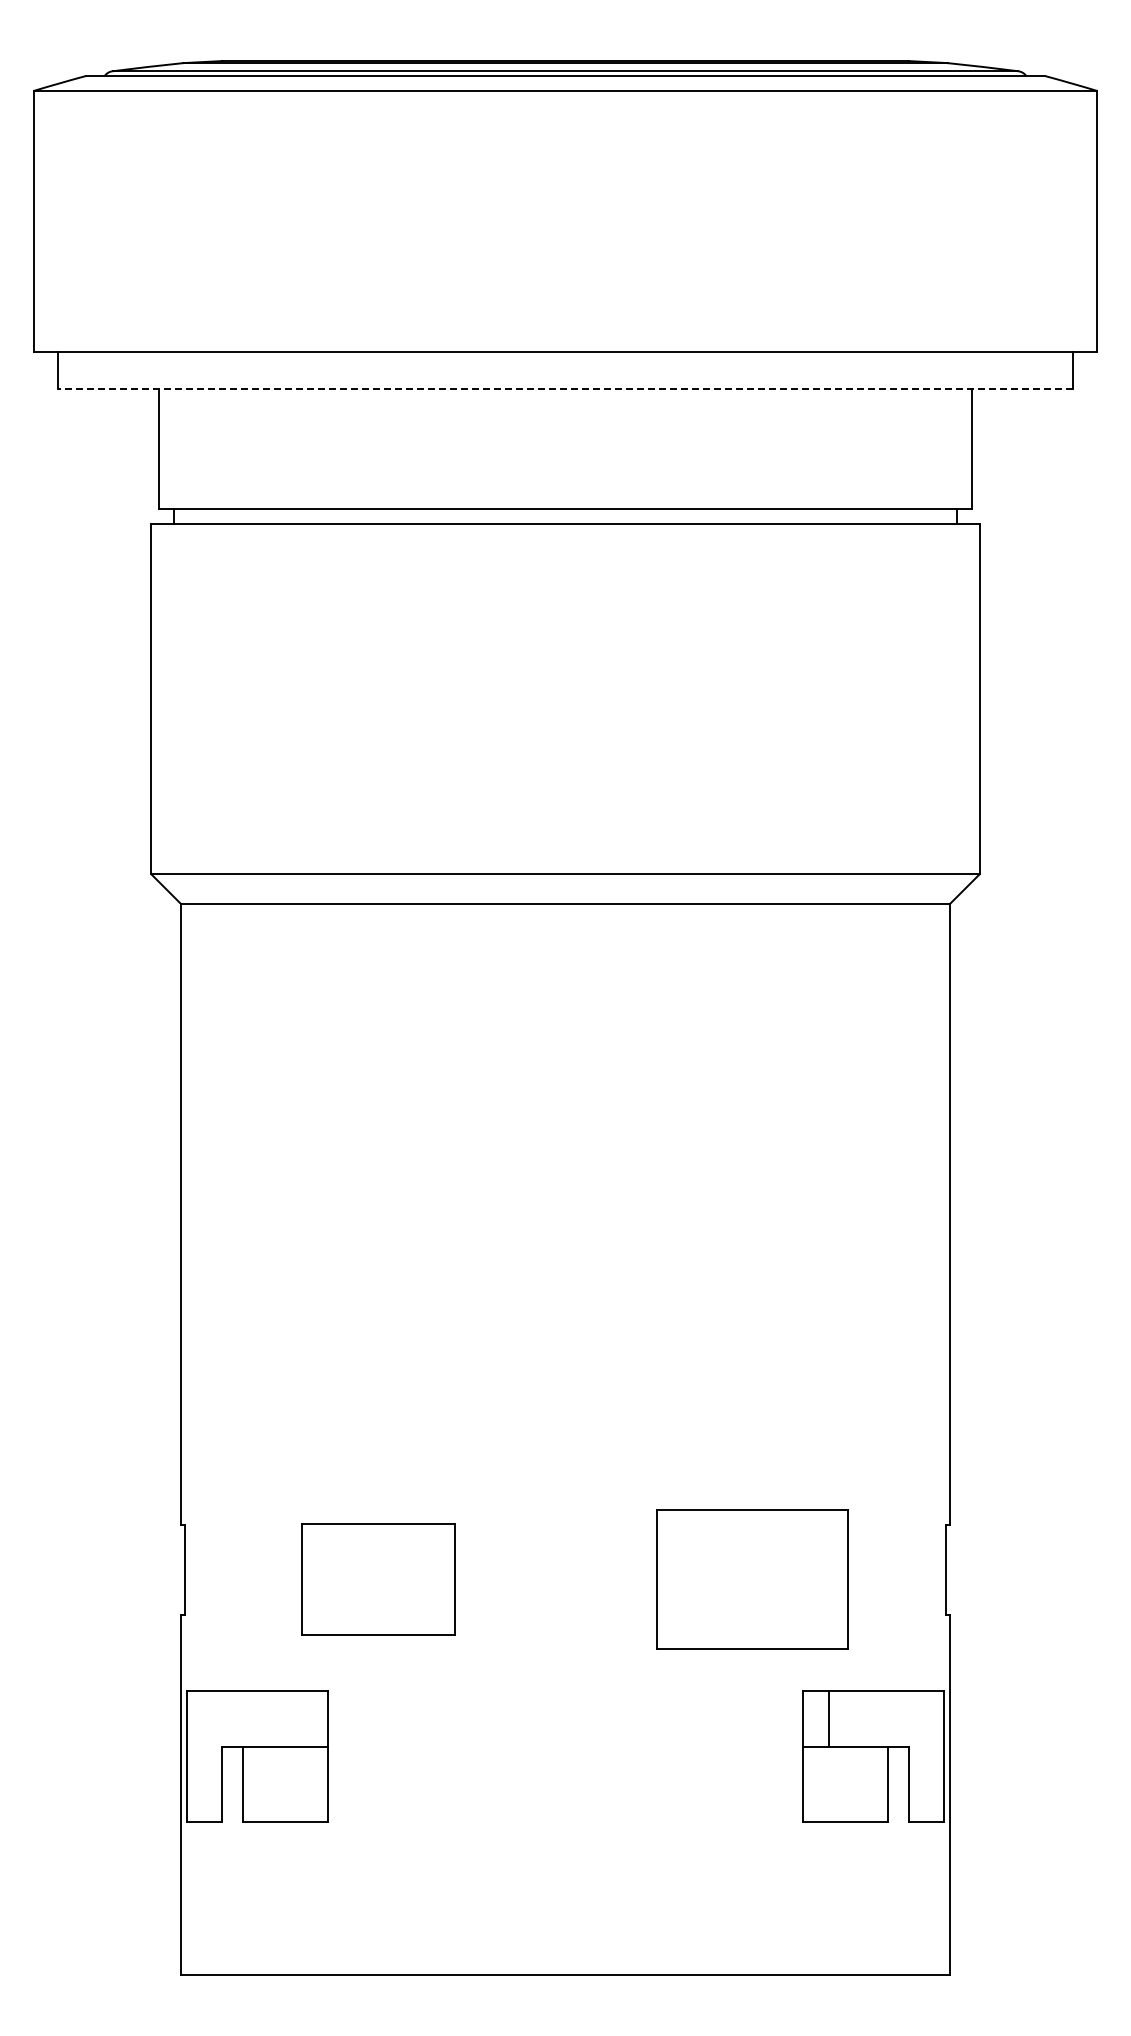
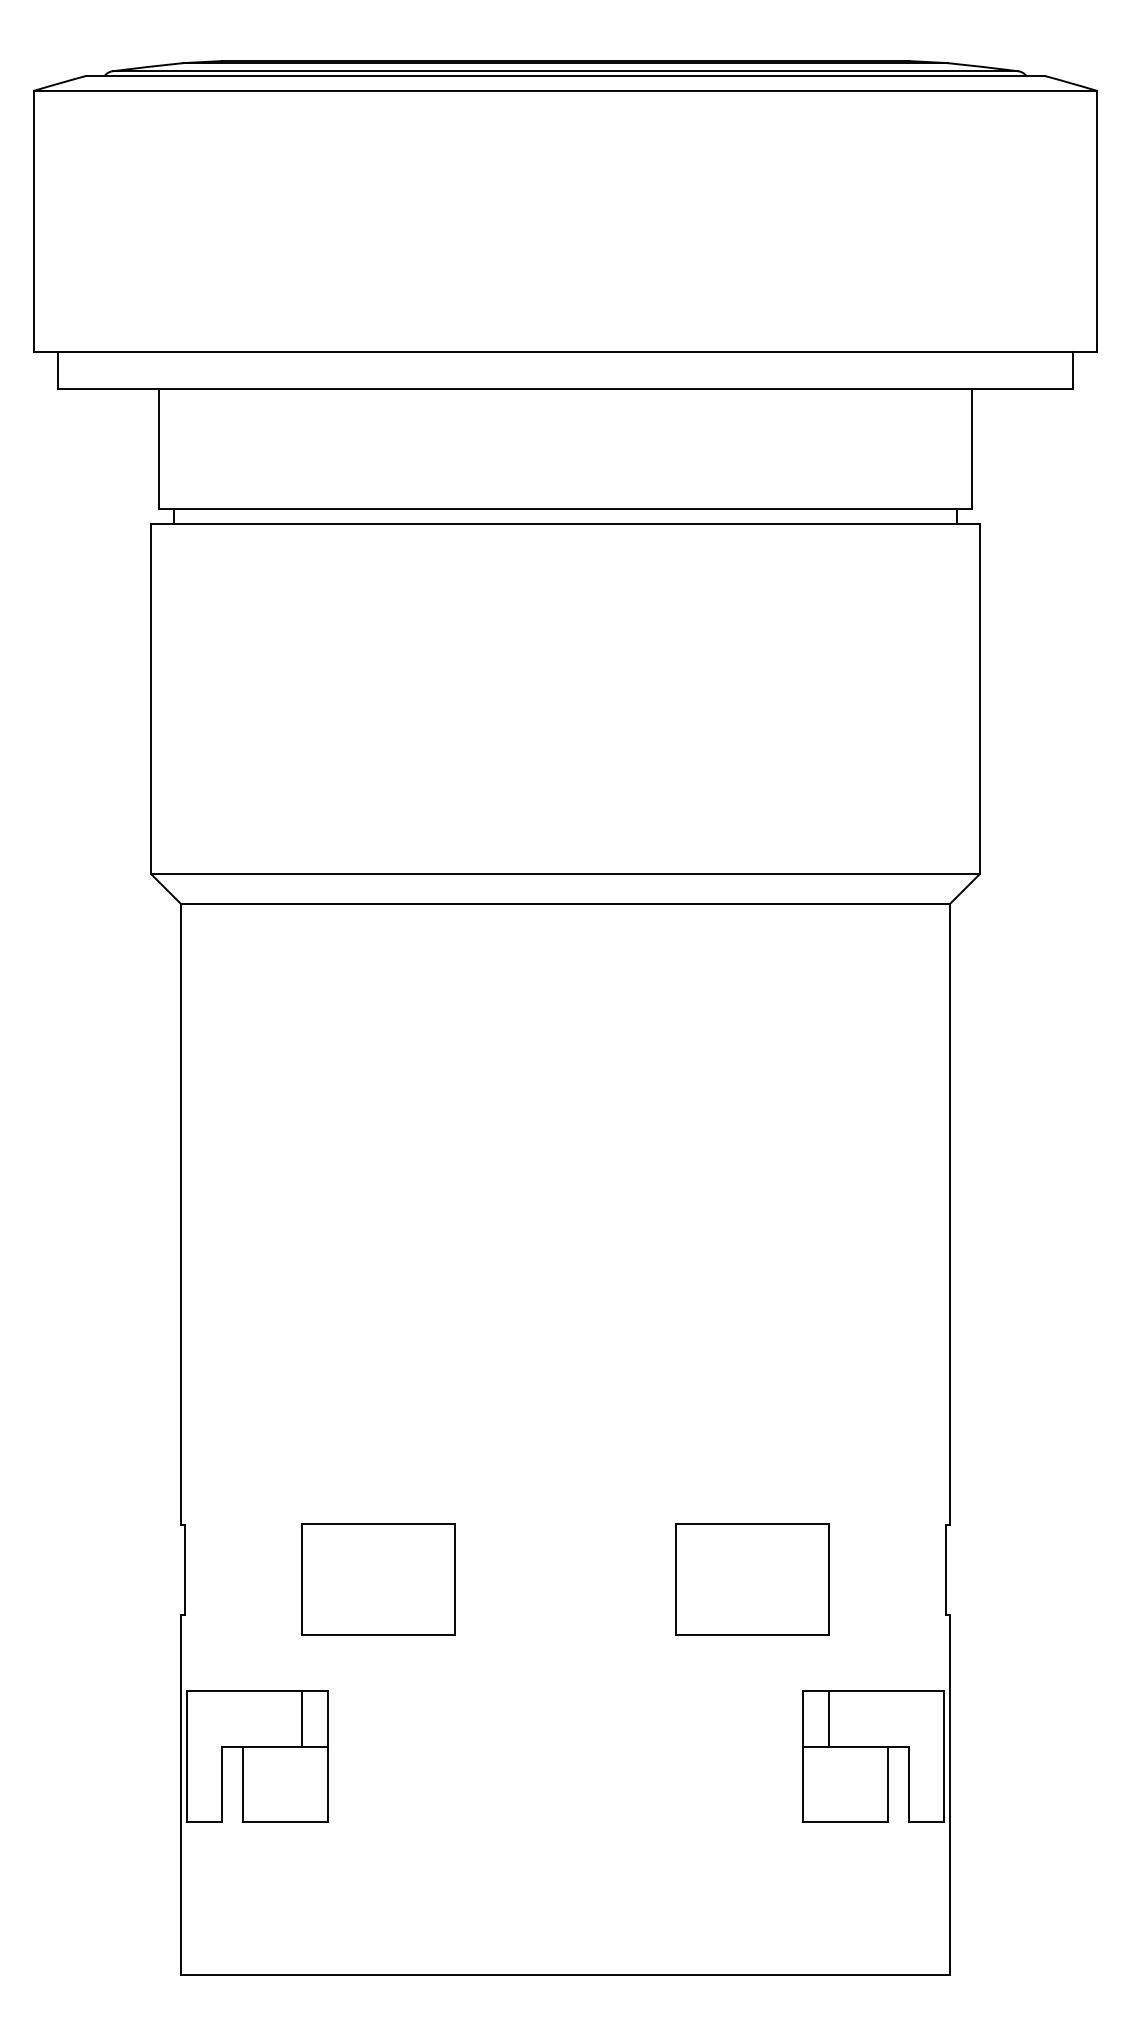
line: dashed -> solid (565, 389)
part size: 193x141 px -> 155x113 px (752, 1579)
line: none -> present (302, 1719)
